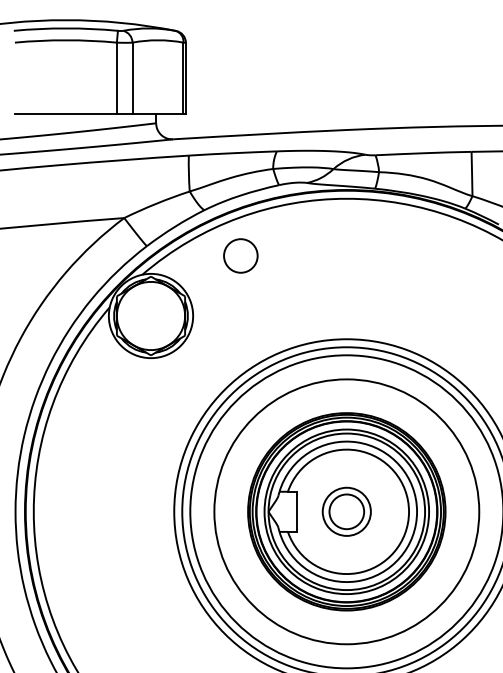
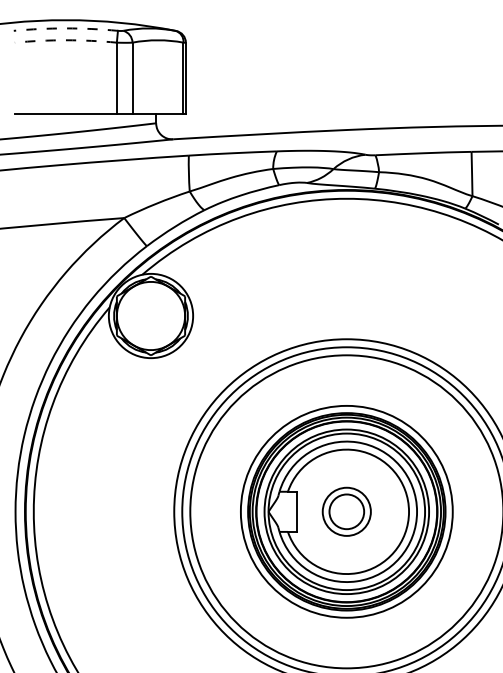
arc: solid -> dashed (65, 28)
arc: solid -> dashed (65, 40)
circle: present -> none (240, 255)
circle diameter: 265 px -> 212 px (346, 511)
